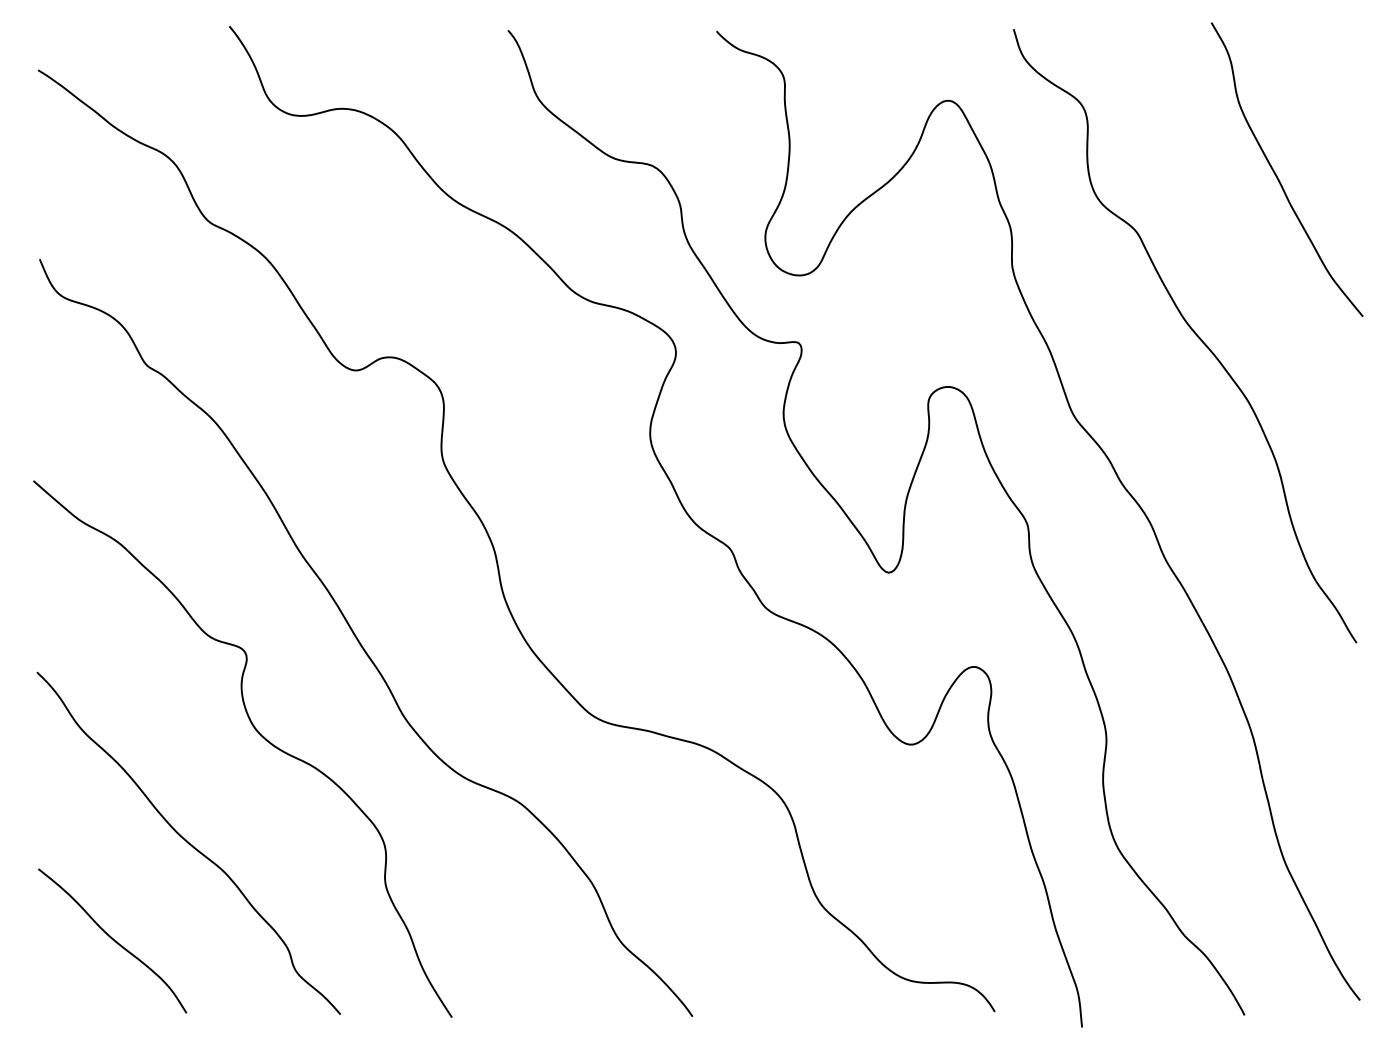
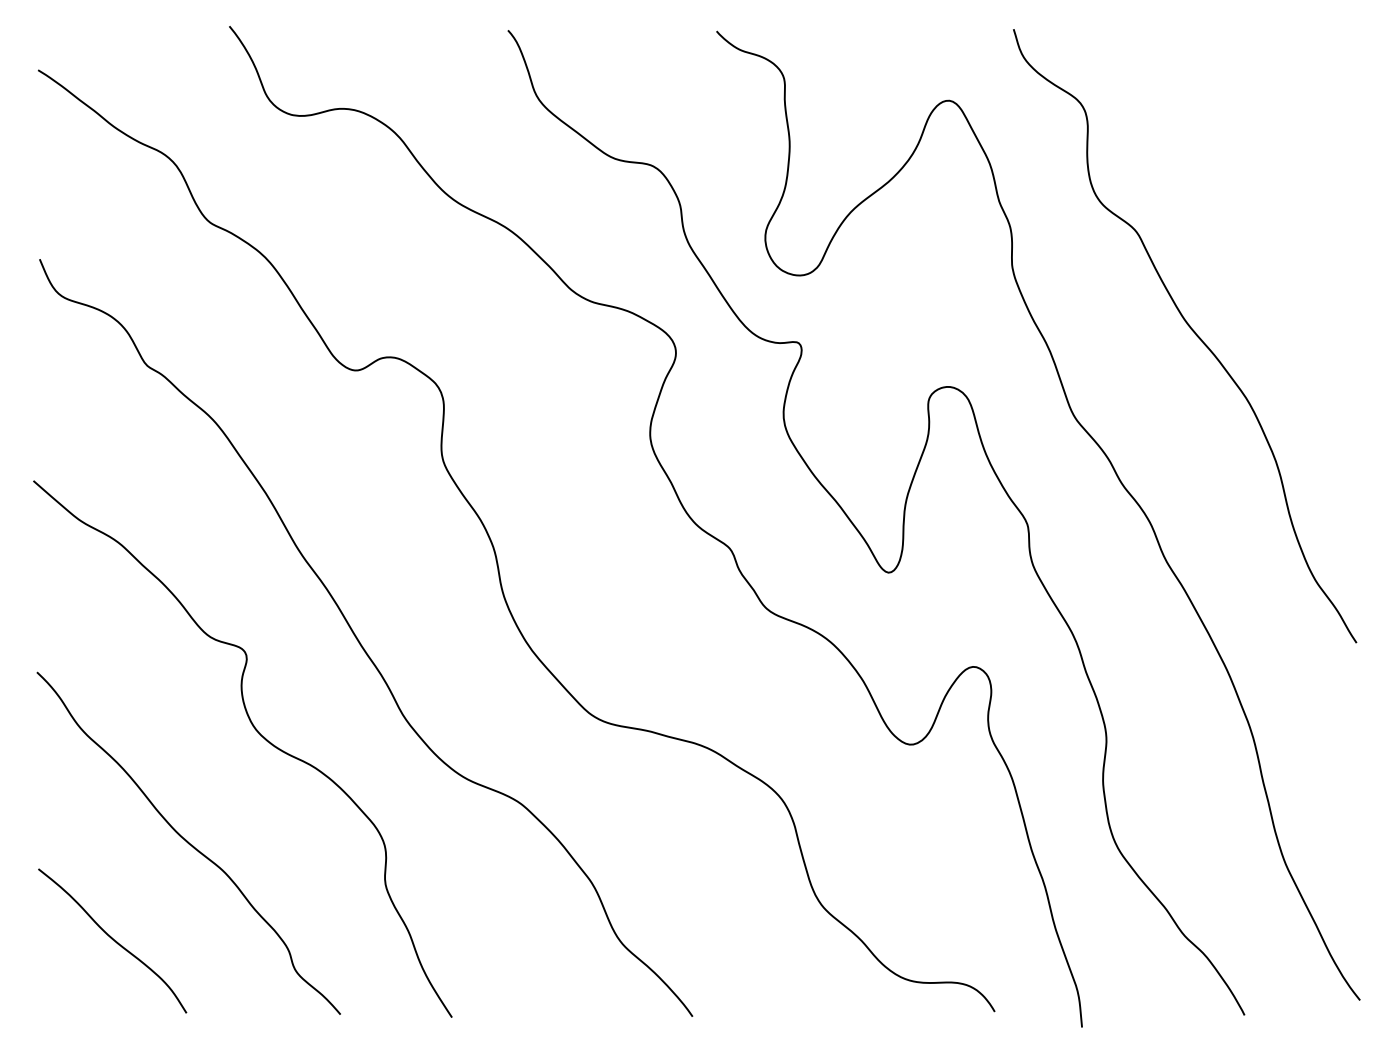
curve: present -> none (1277, 175)
